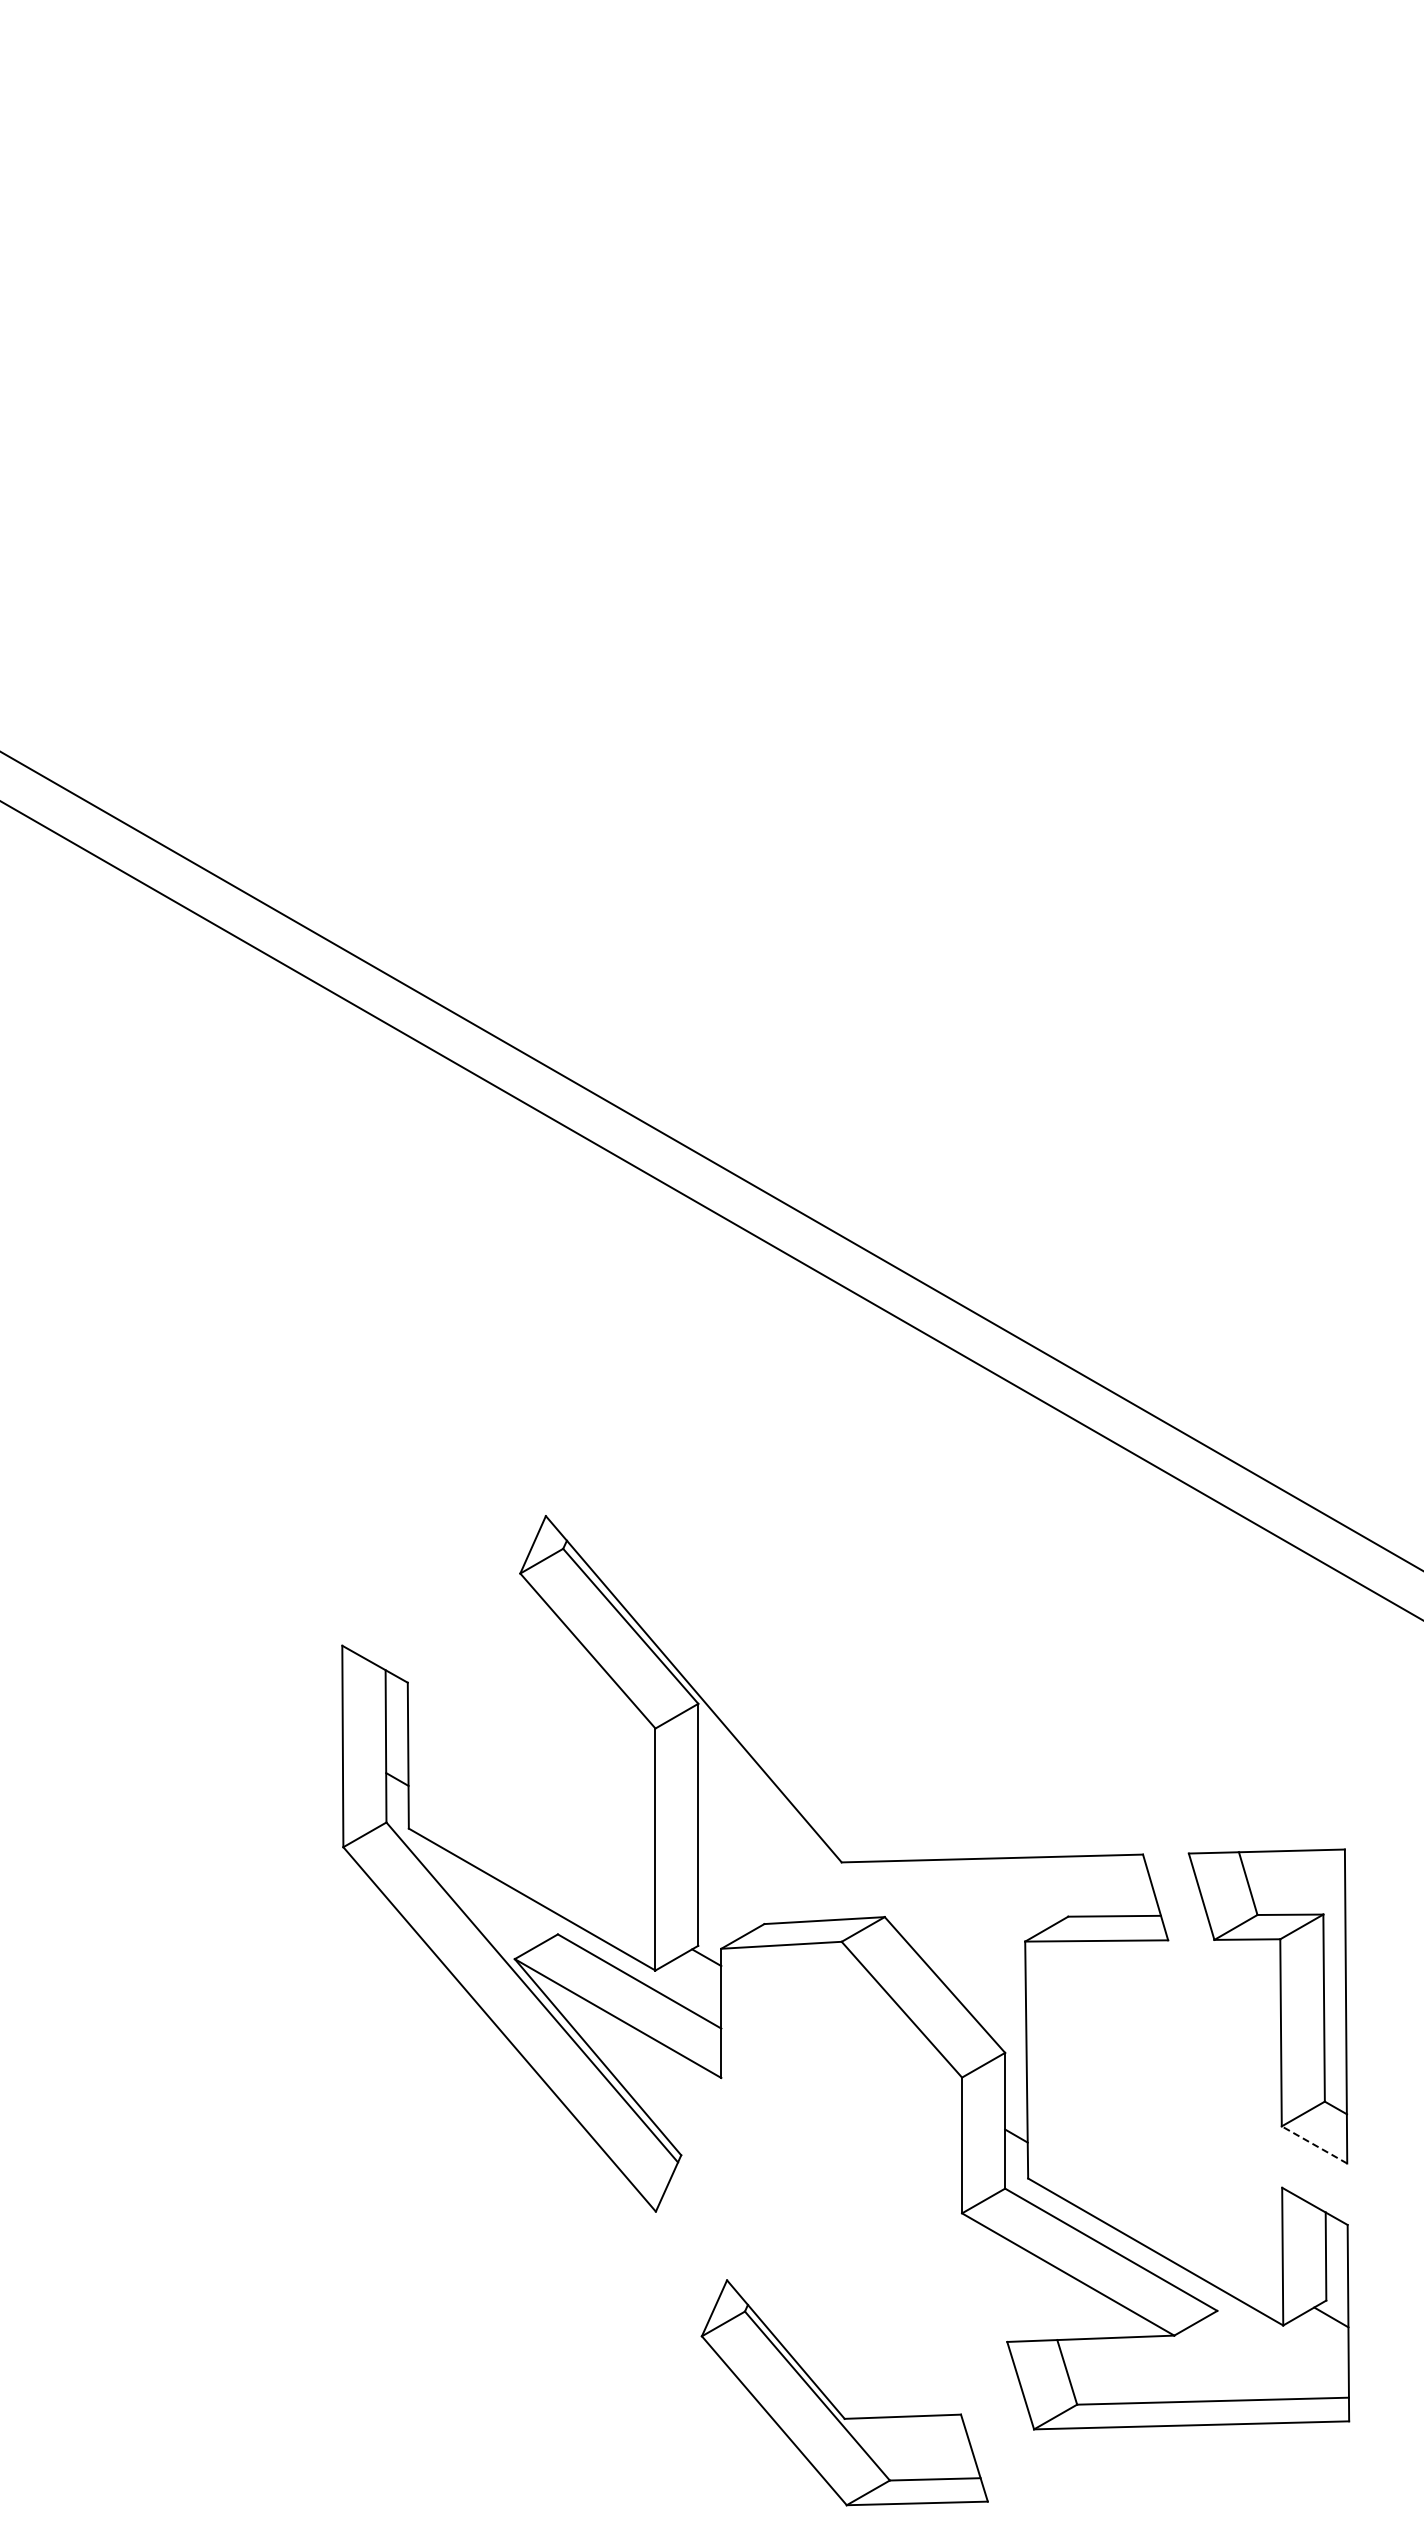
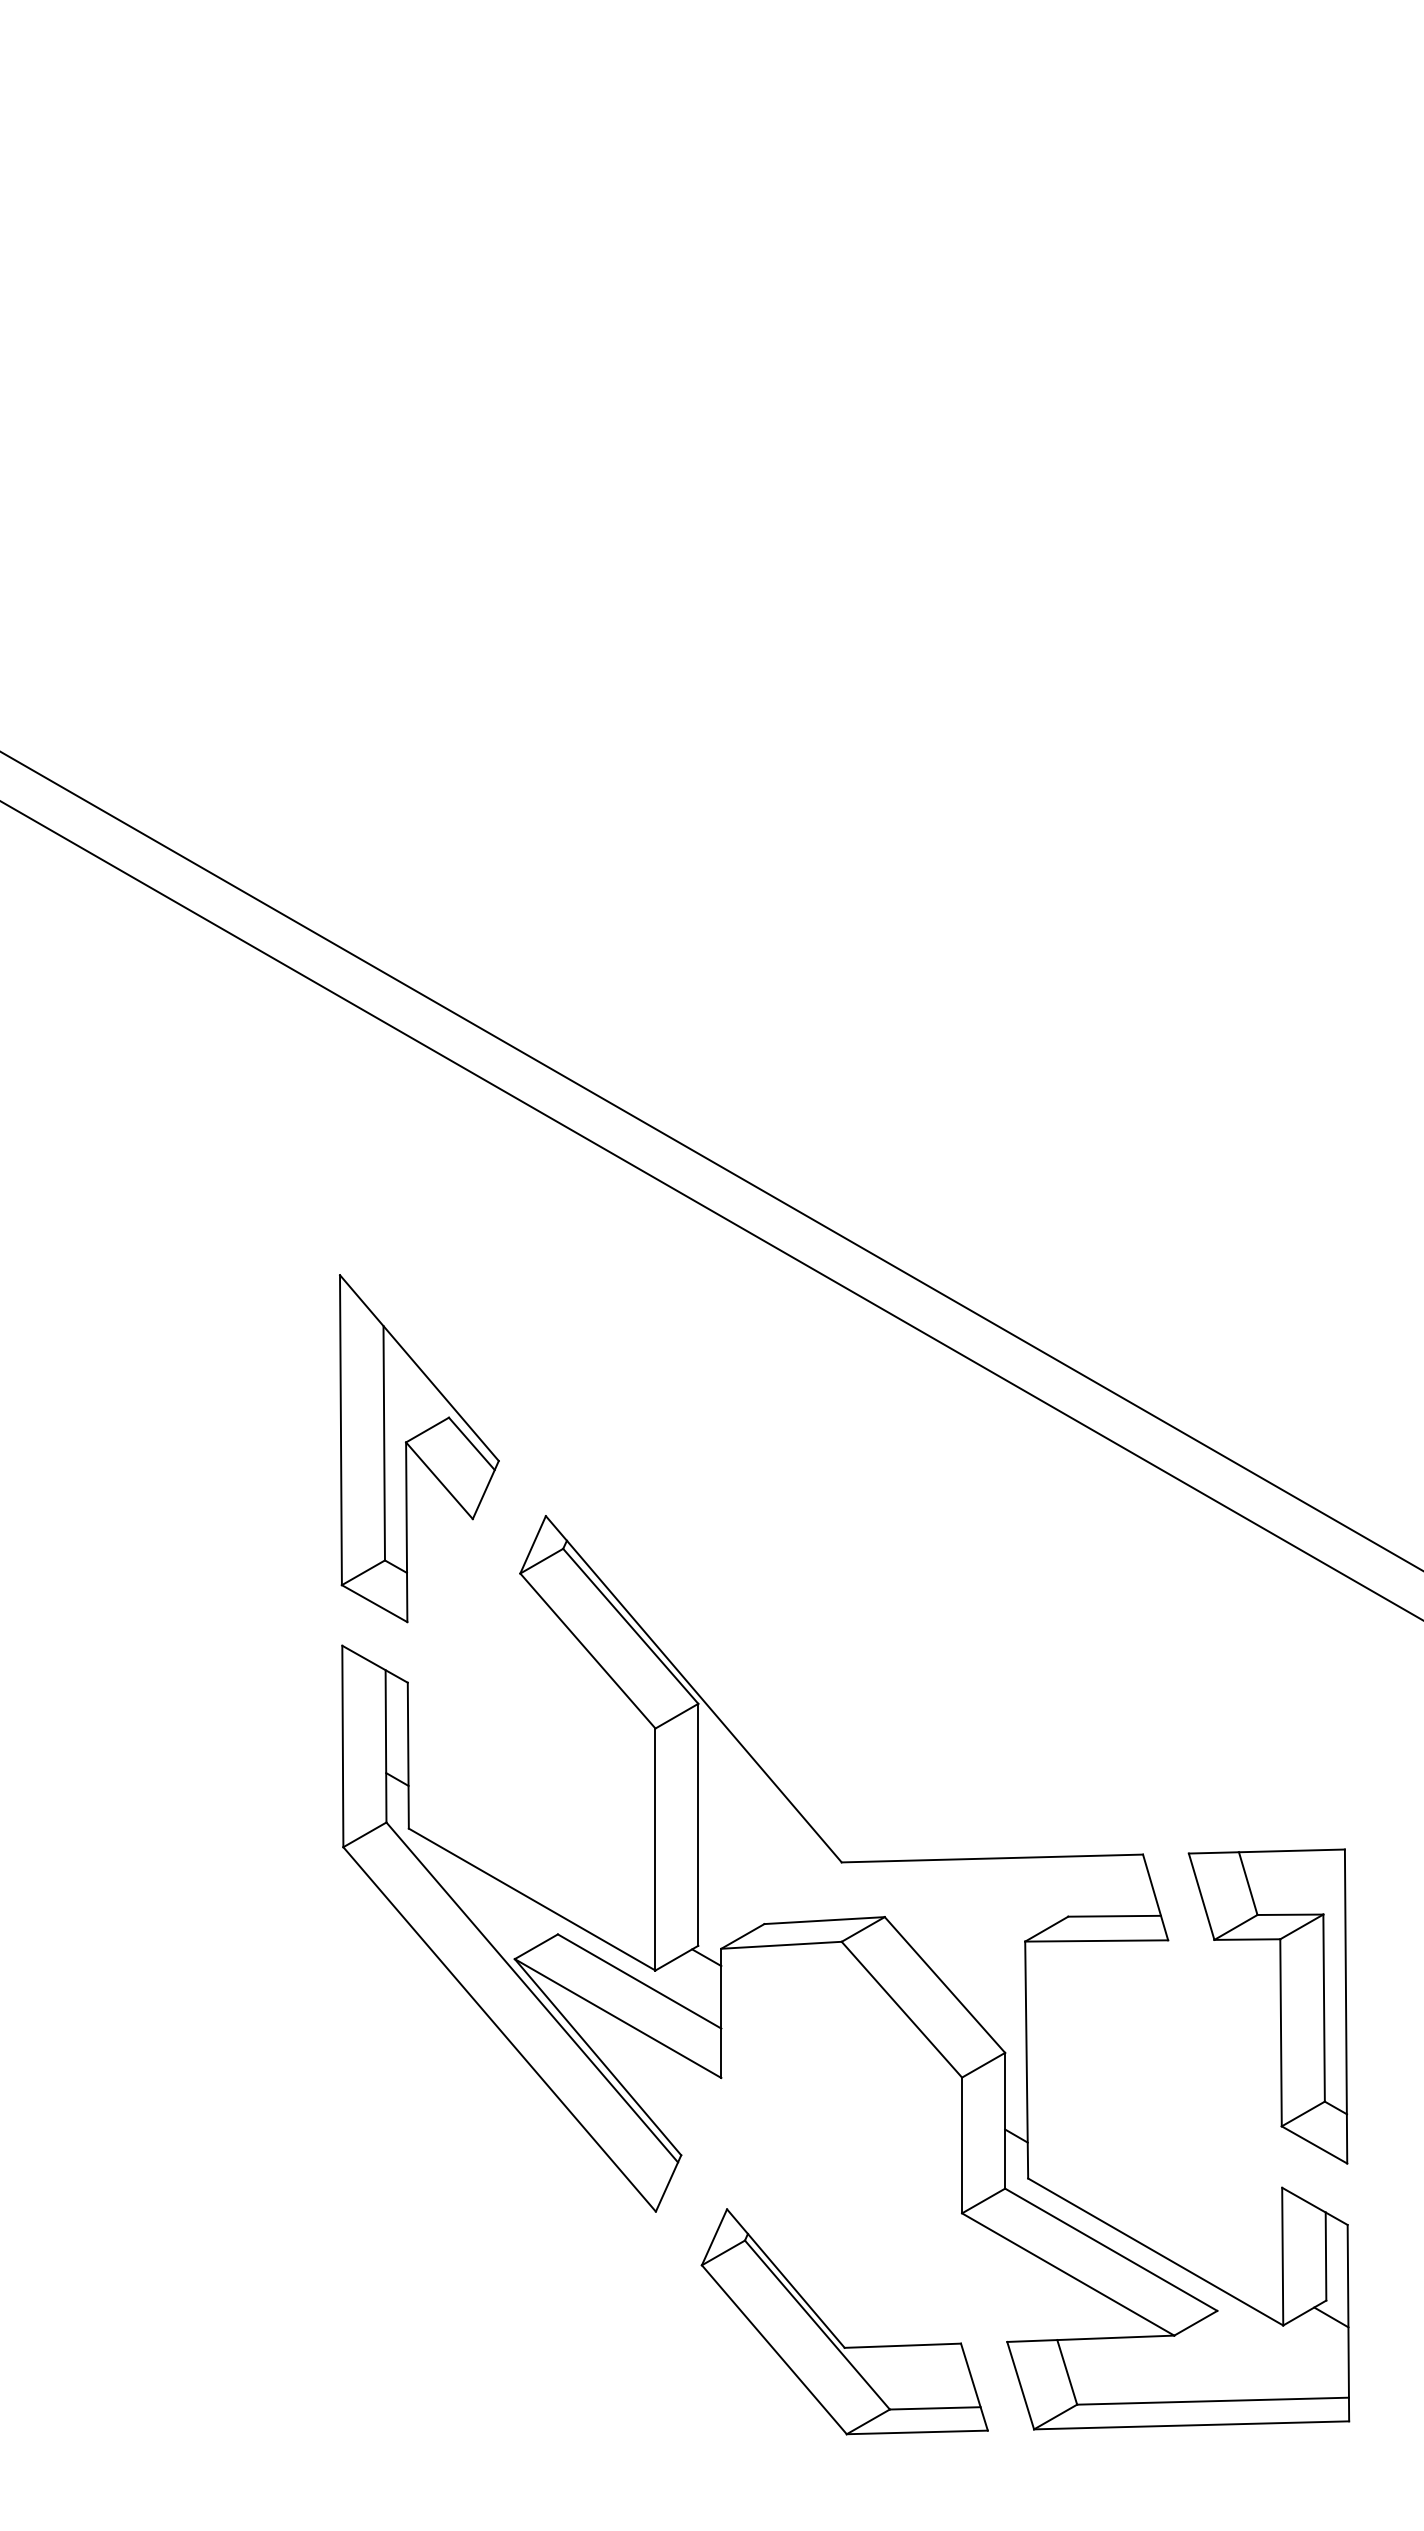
part: none -> present (419, 1448)
line: dashed -> solid (1314, 2144)
part position: (832, 2402) -> (832, 2331) (832, 2331)
